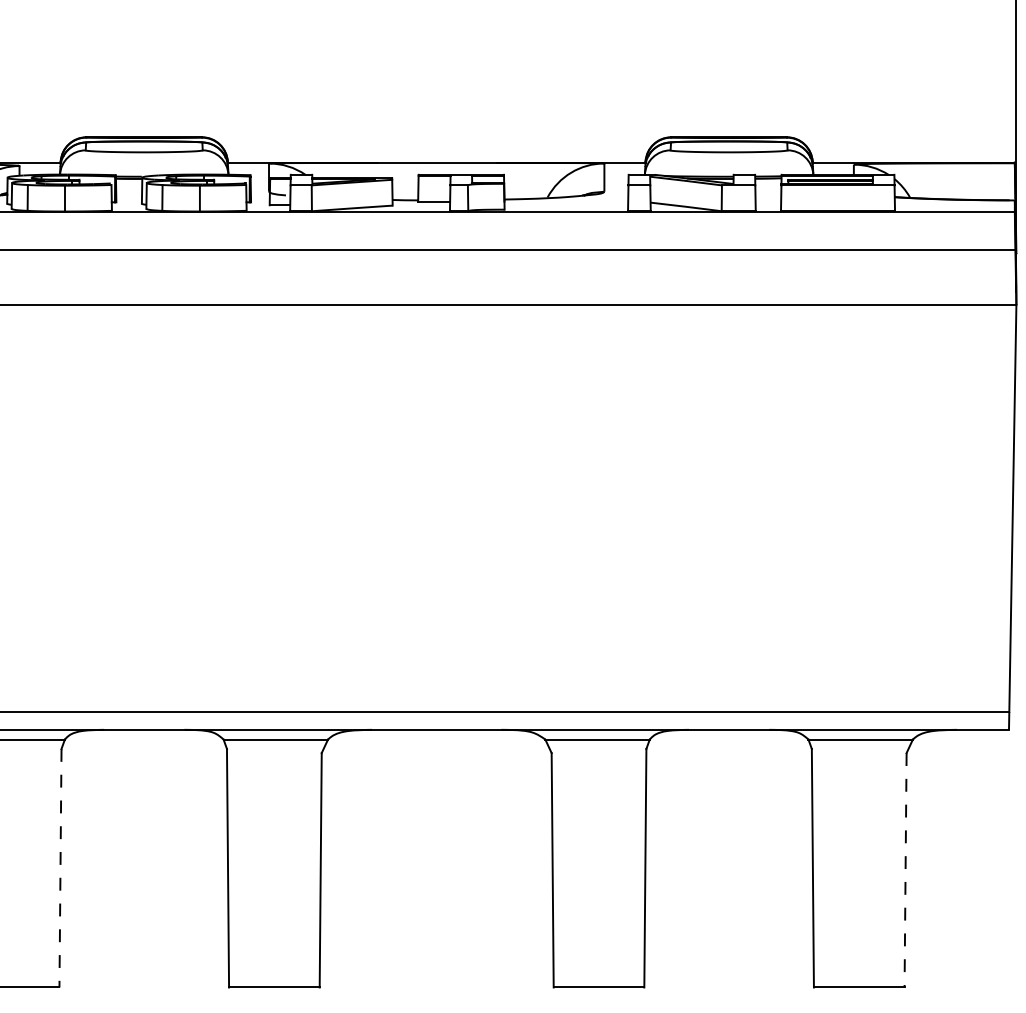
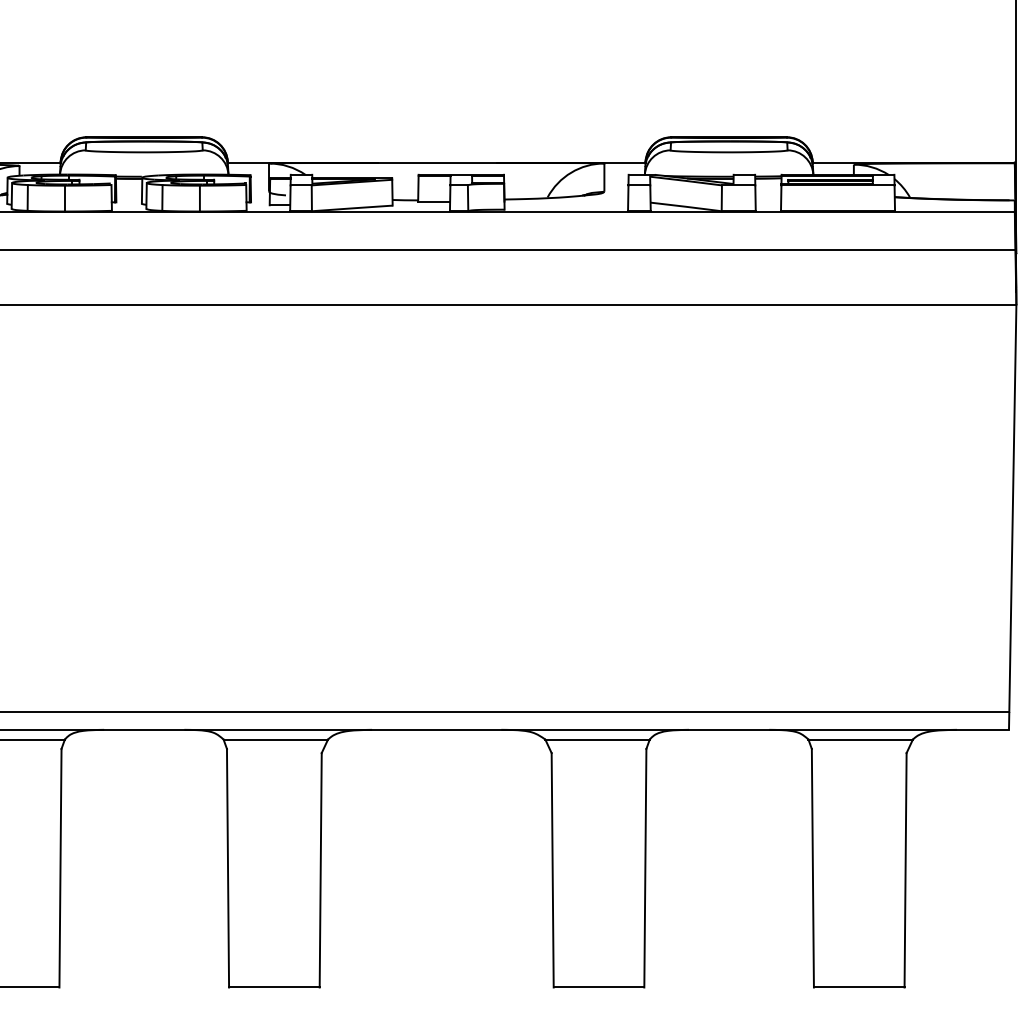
line: dashed -> solid (60, 868)
line: dashed -> solid (905, 870)
